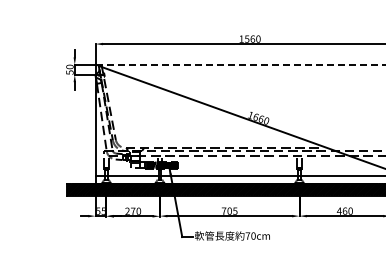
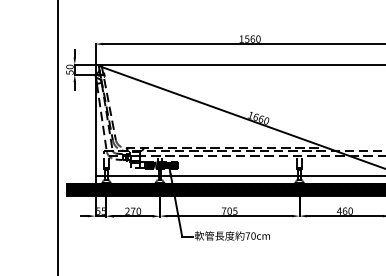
line: dashed -> solid (240, 64)
line: none -> present (57, 137)
